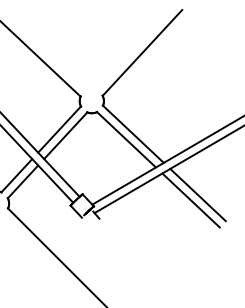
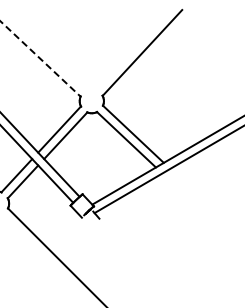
line: solid -> dashed (40, 59)
line: present -> none (197, 194)
line: present -> none (190, 200)
